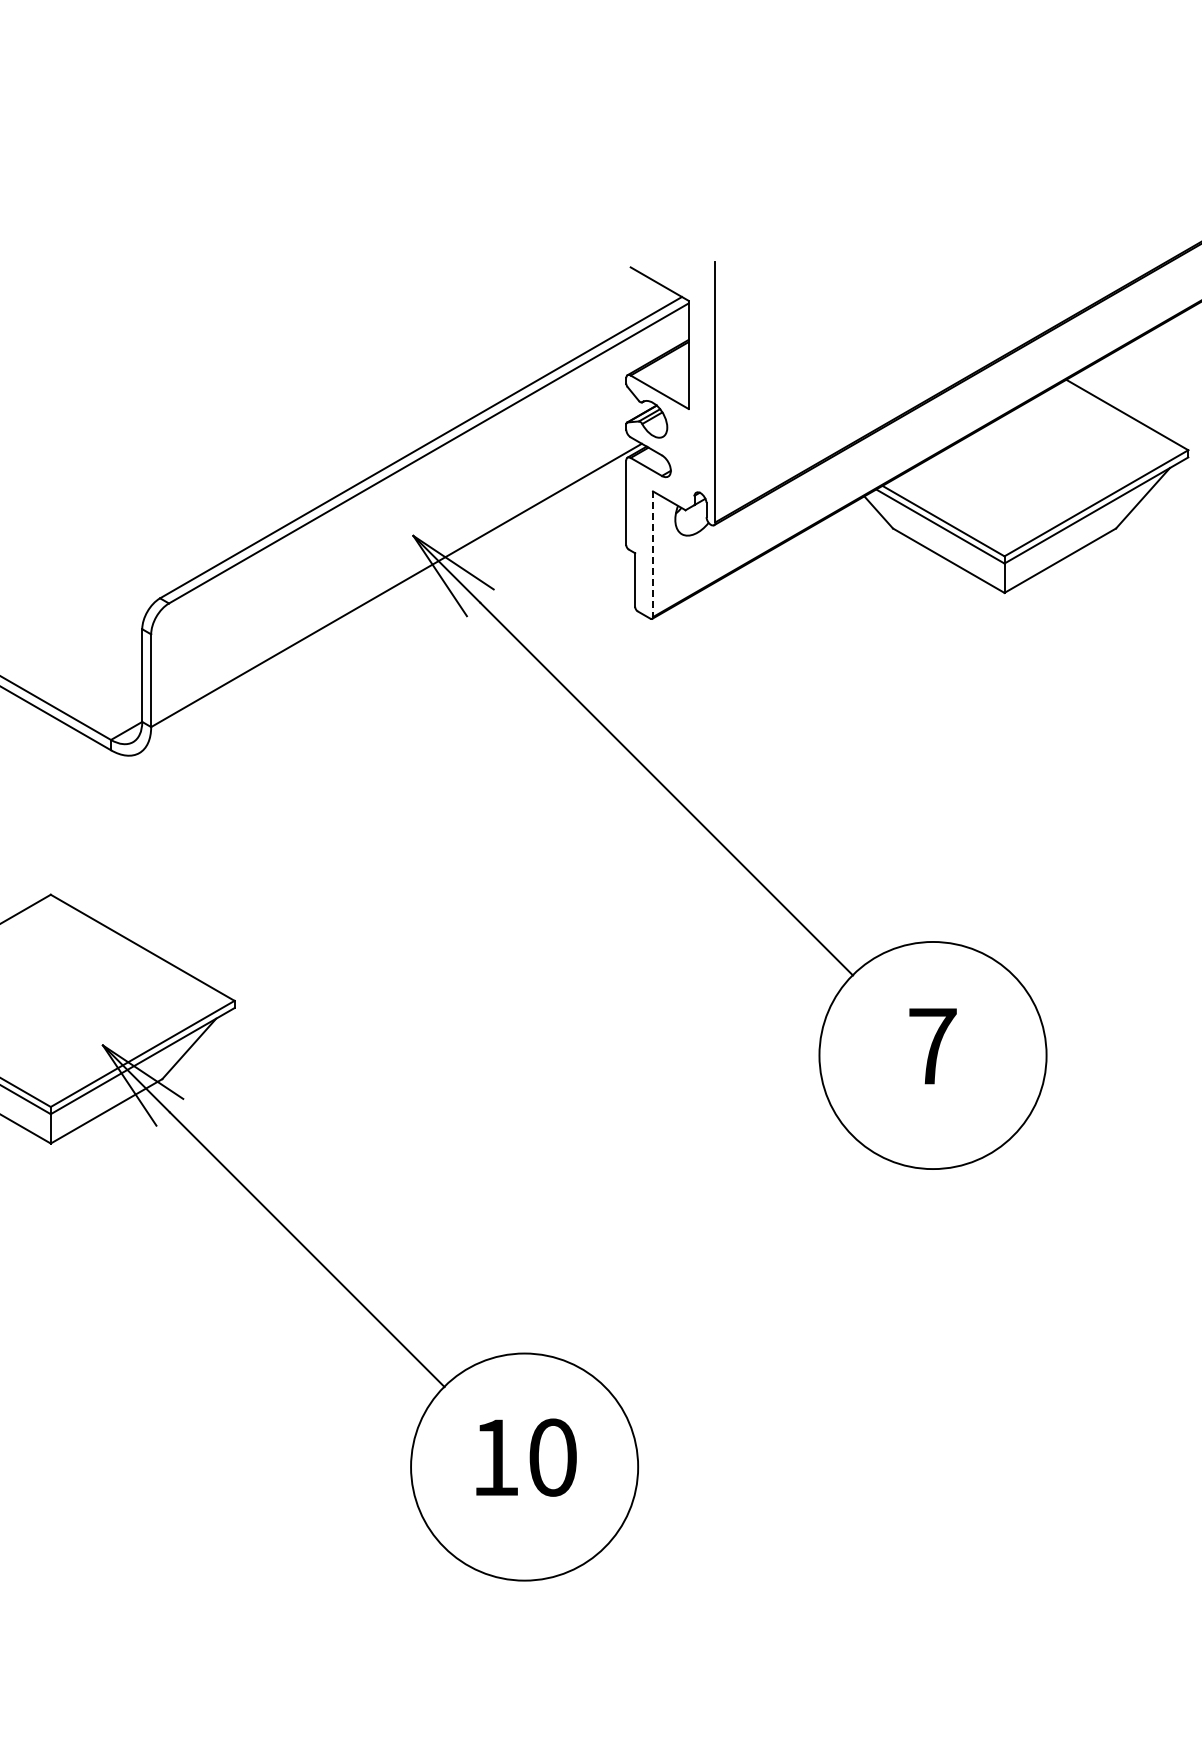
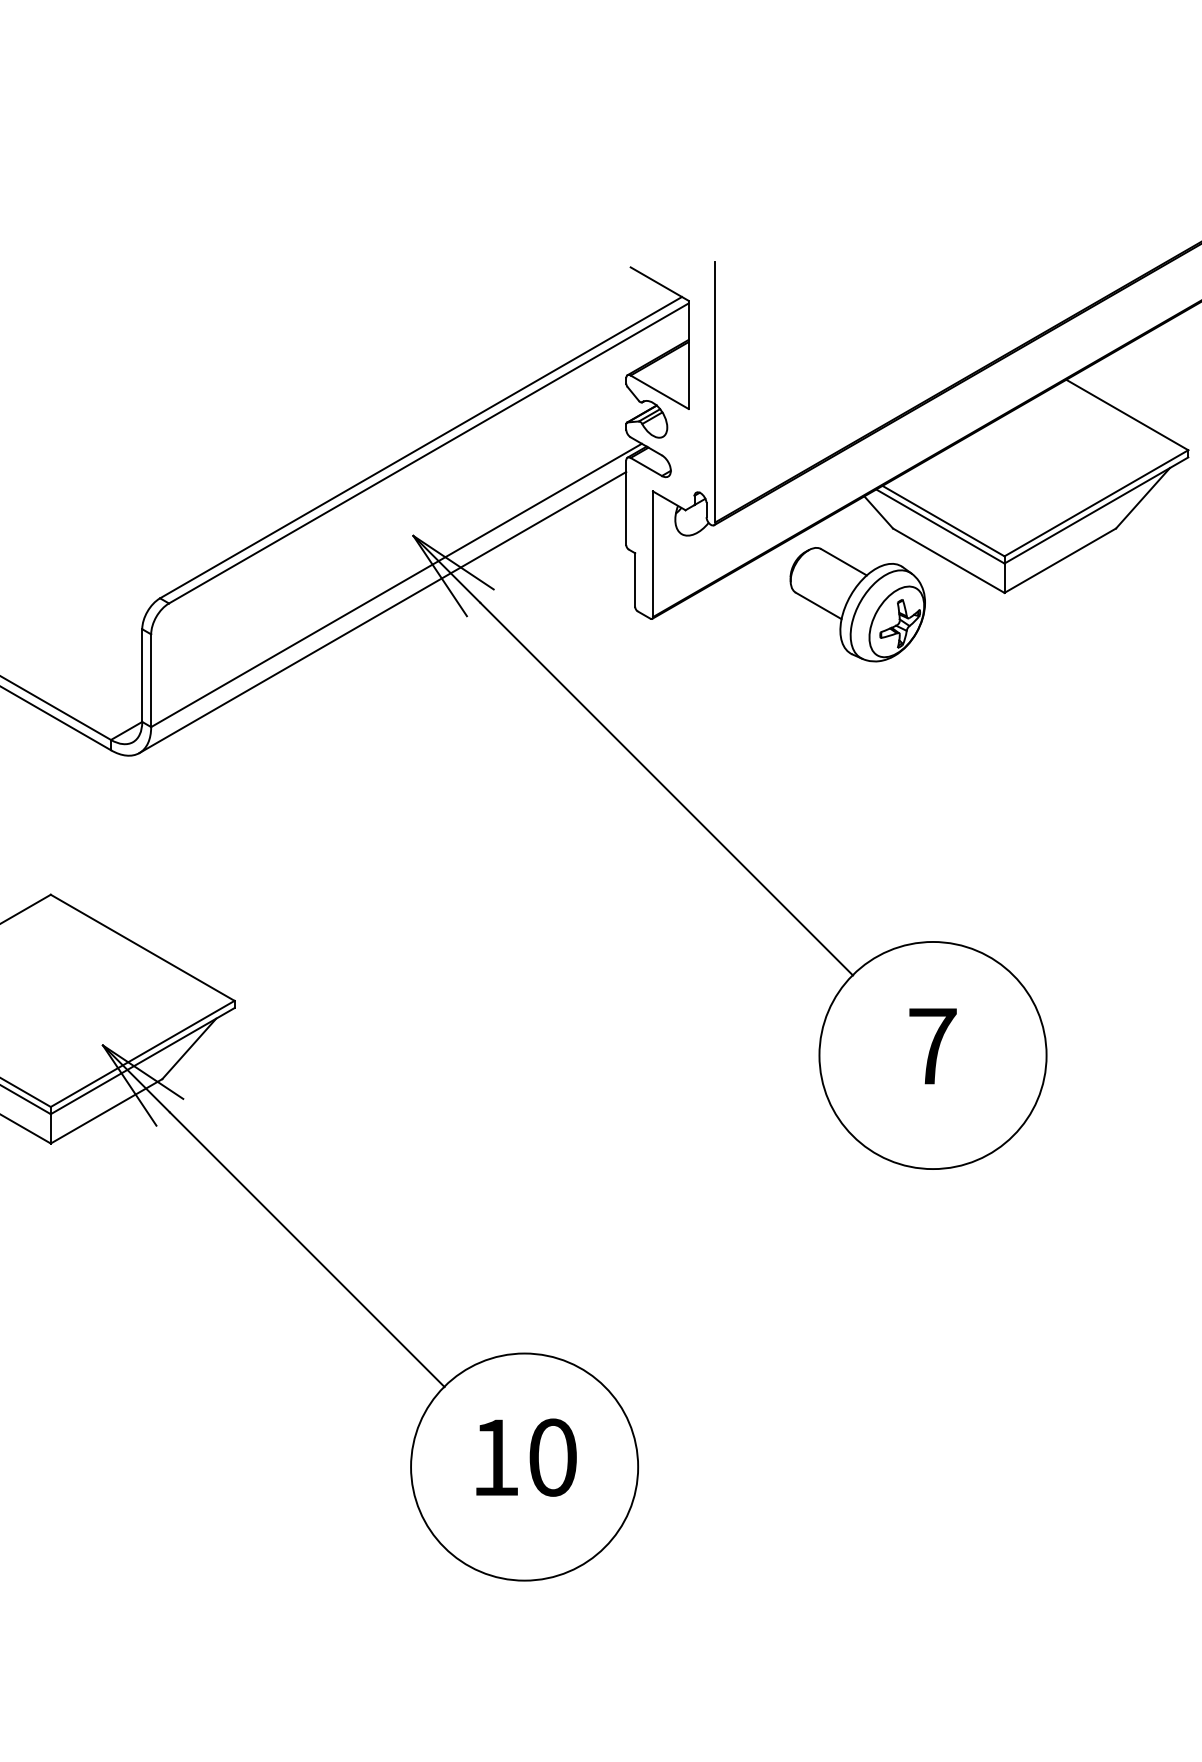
line: dashed -> solid (653, 554)
part: none -> present (857, 604)
line: none -> present (382, 612)
